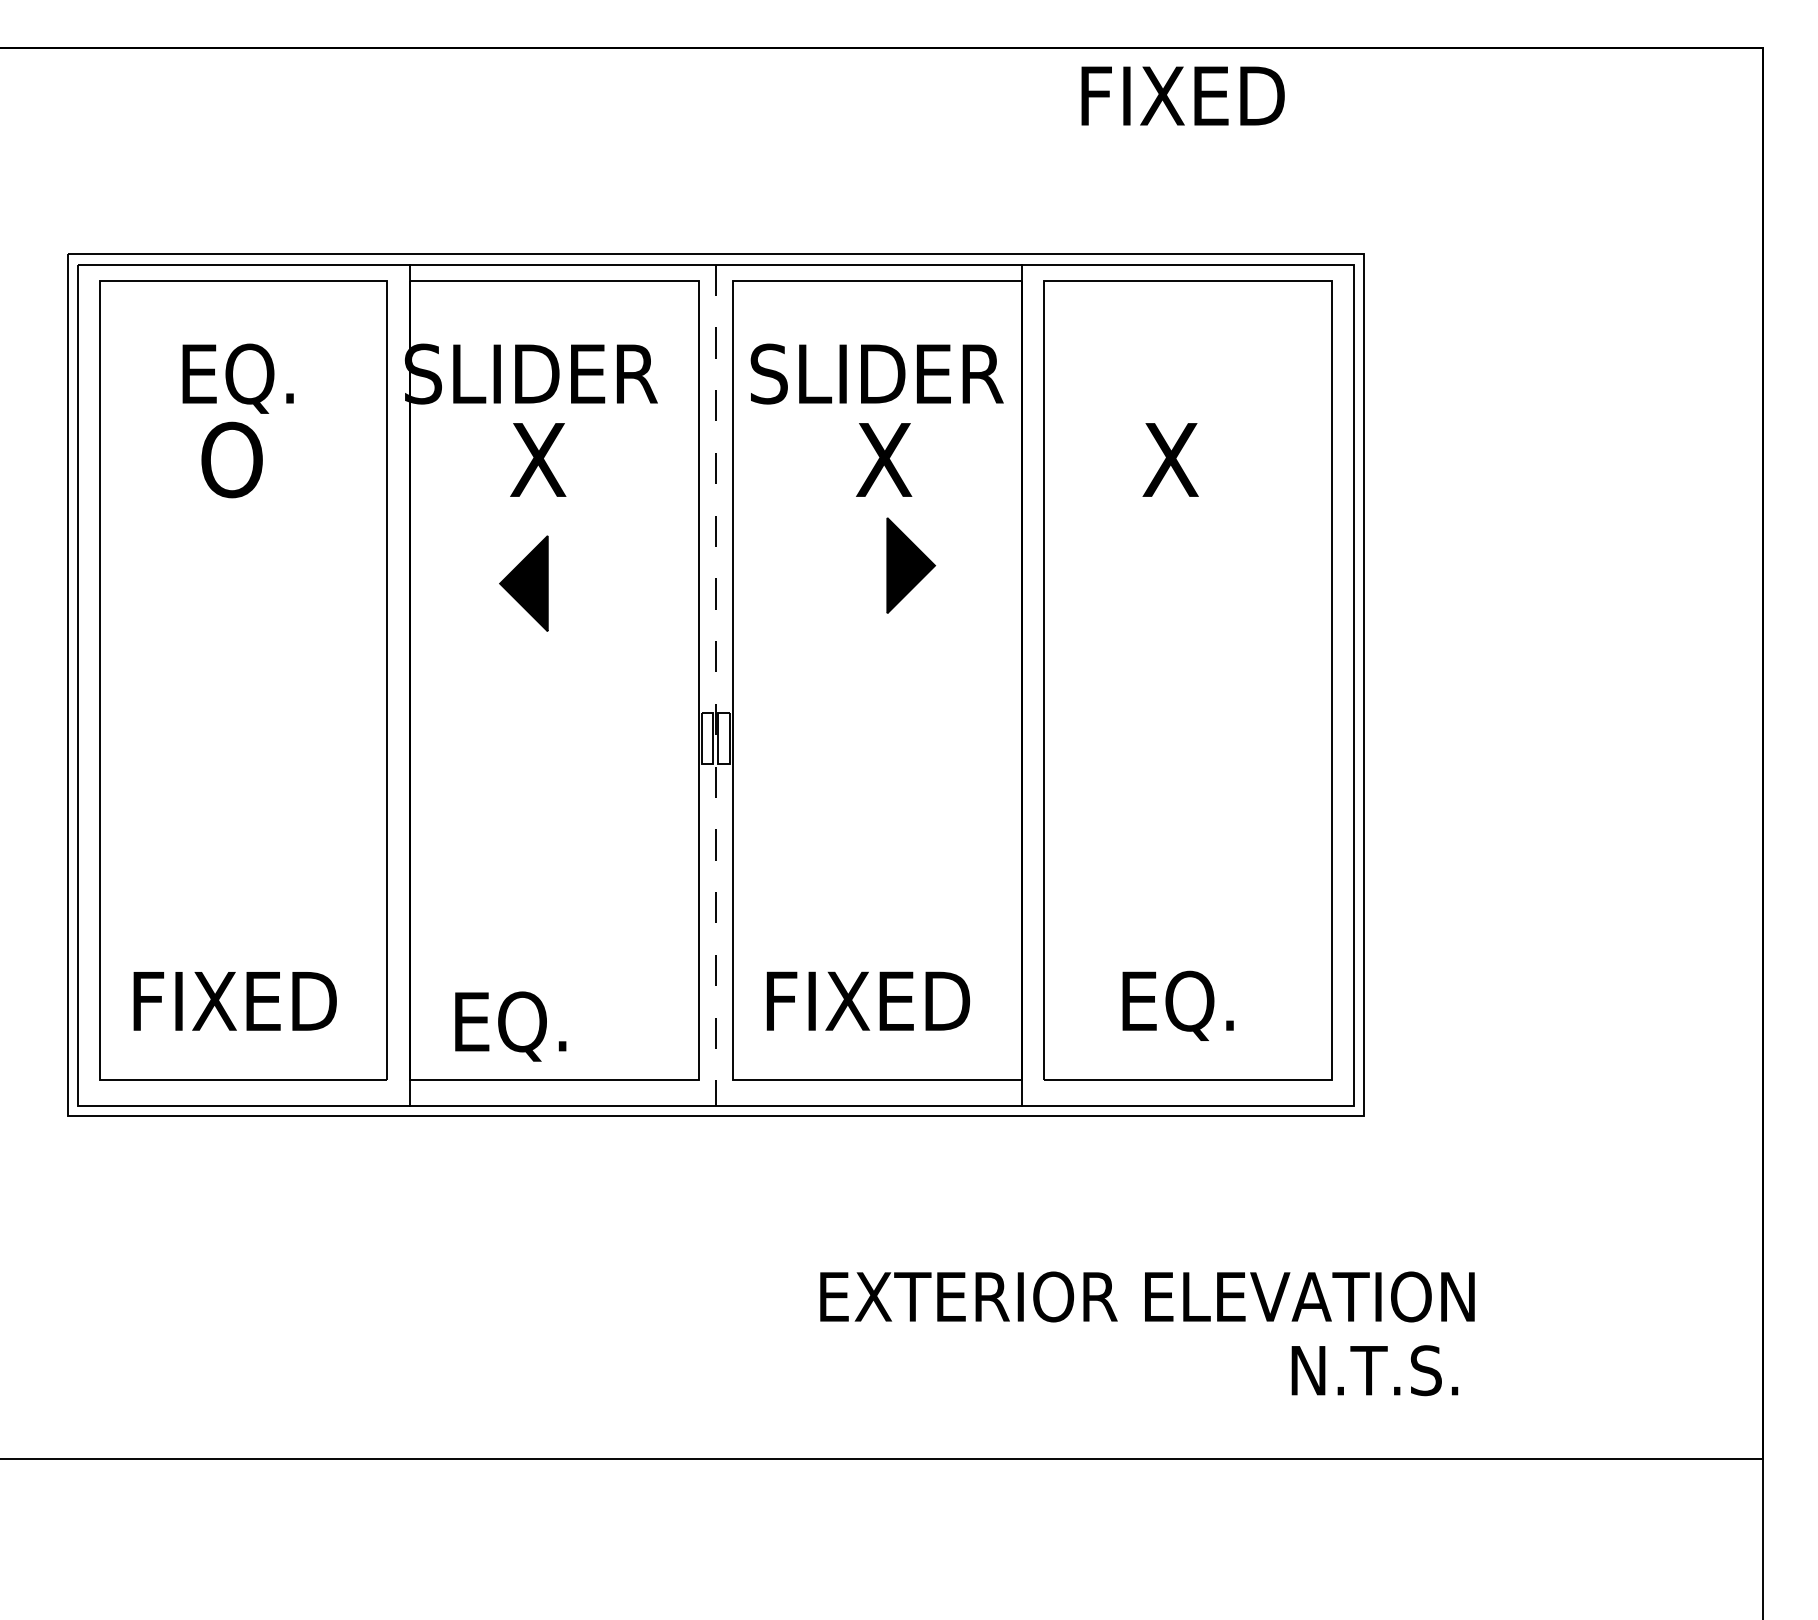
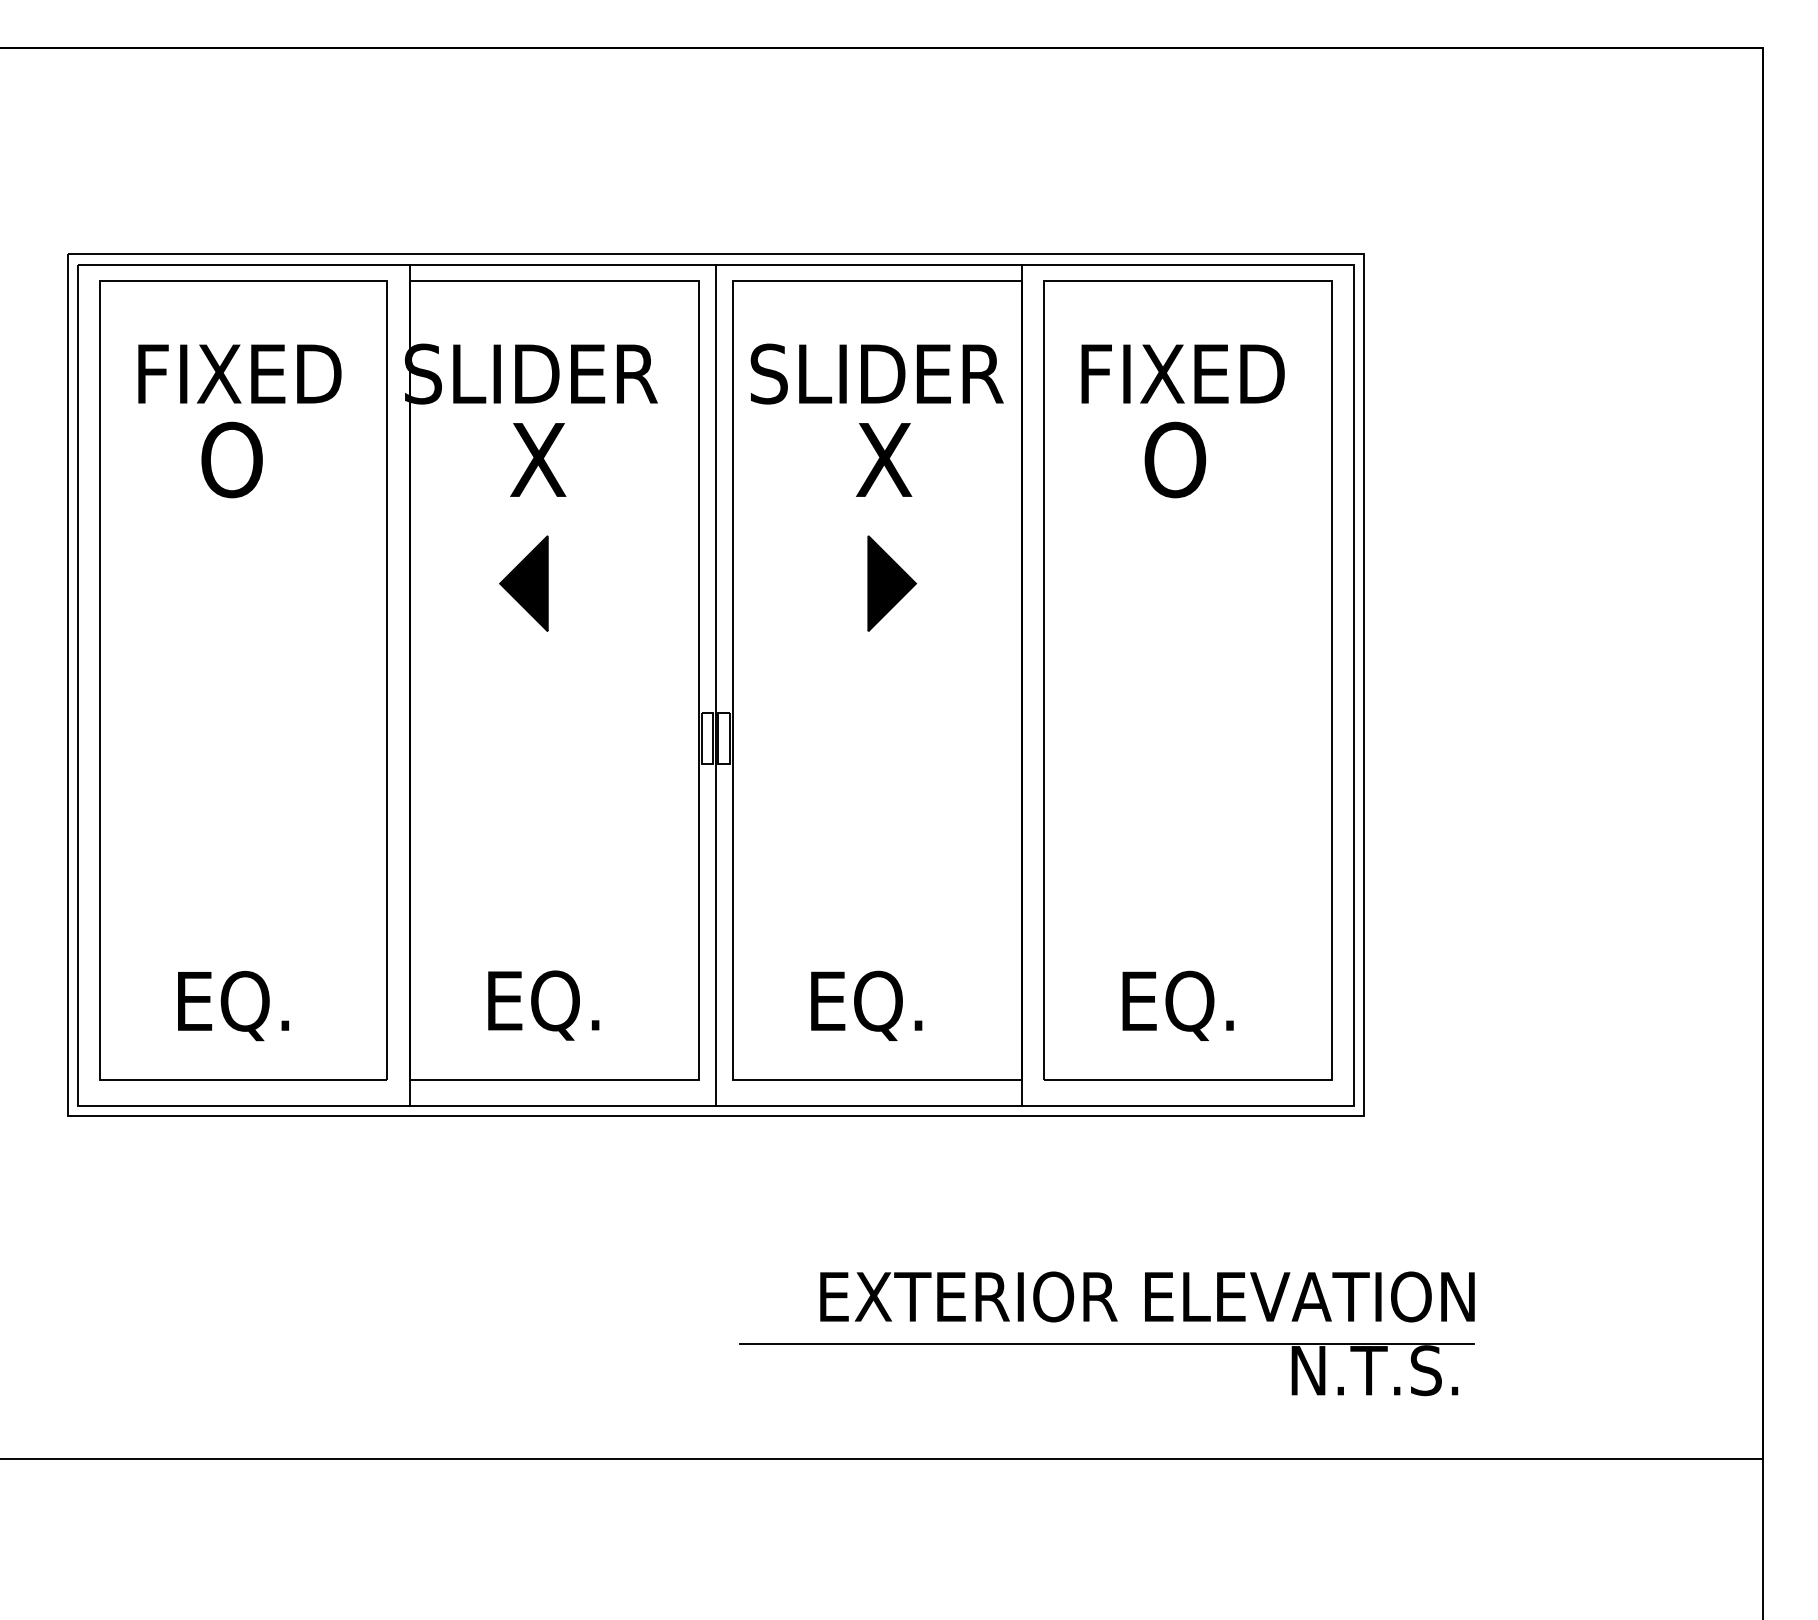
text position: (1182, 95) -> (1182, 373) (1182, 373)
text: EQ. -> FIXED (239, 378)
text: X -> O (1174, 459)
part position: (911, 565) -> (892, 583) (892, 583)
line: dashed -> solid (715, 685)
text: FIXED -> EQ. (234, 1005)
text: FIXED -> EQ. (868, 1005)
text position: (510, 1026) -> (543, 1005) (543, 1005)
line: none -> present (1106, 1344)
